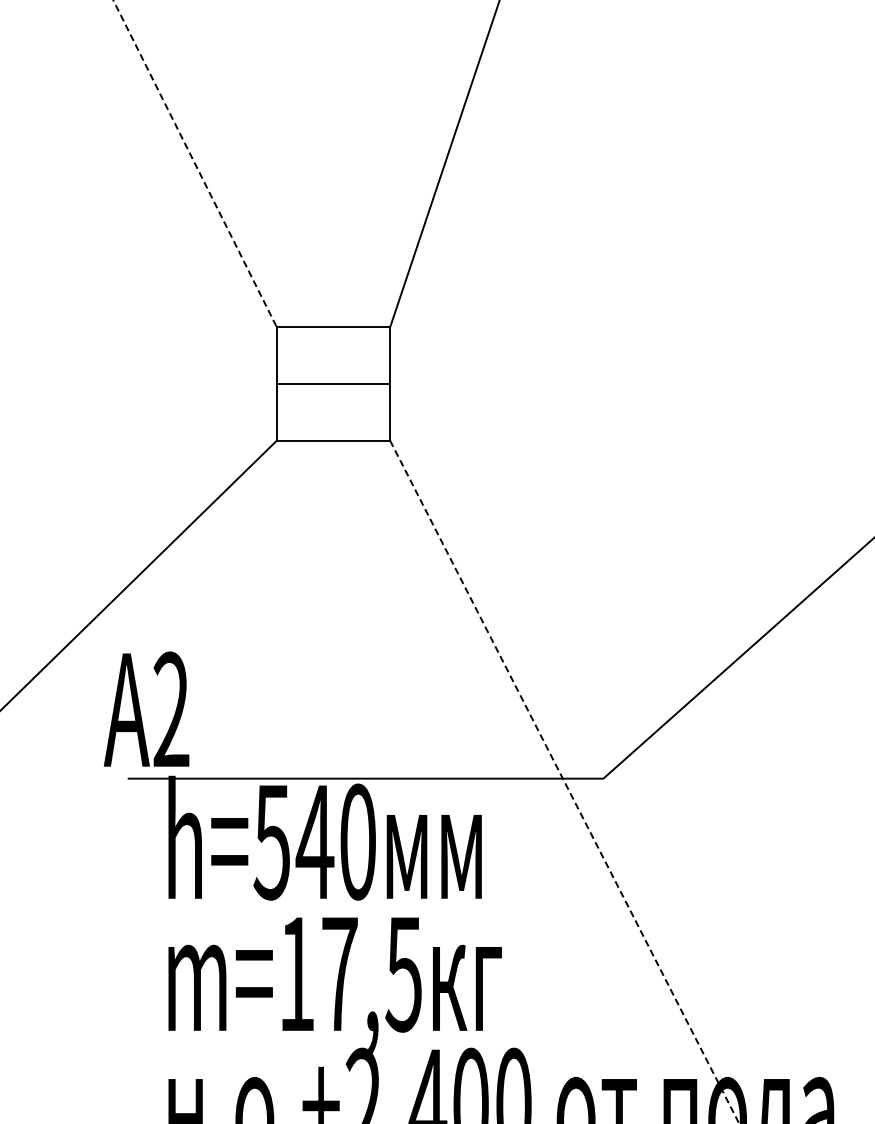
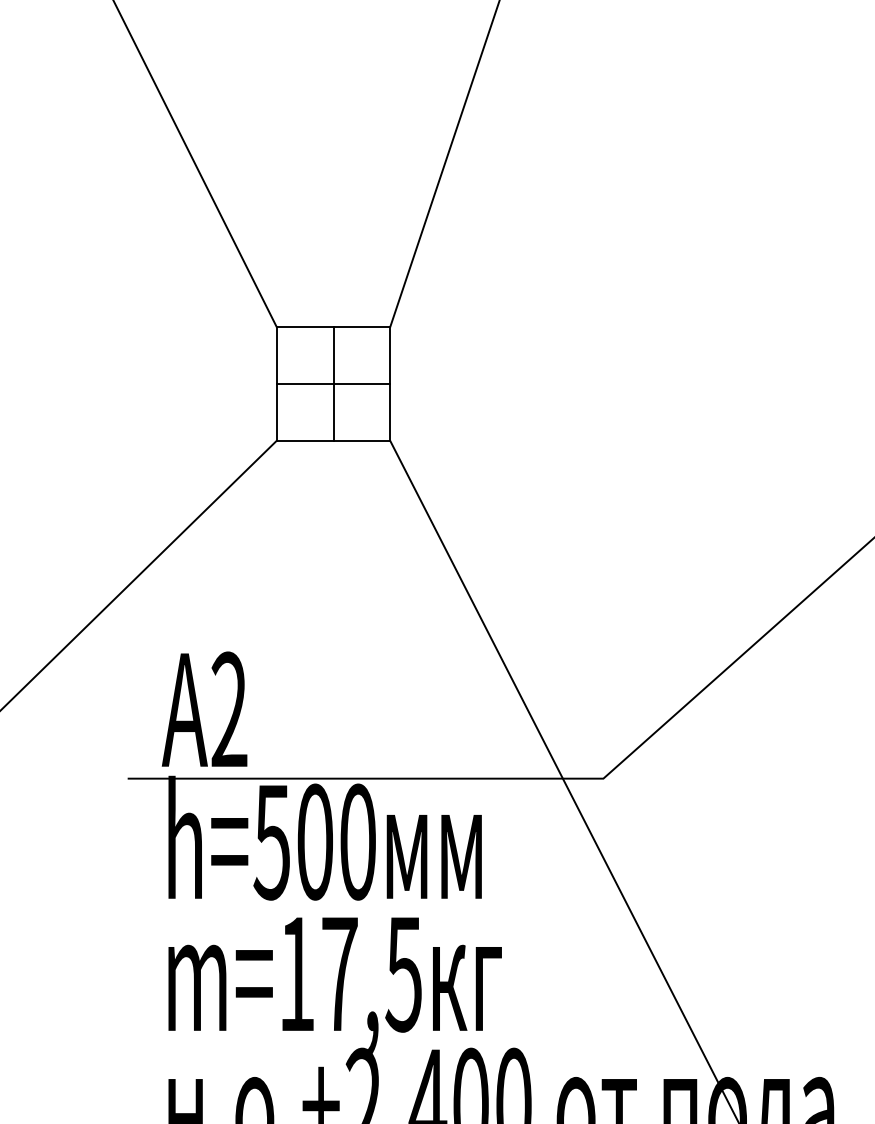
line: dashed -> solid (195, 163)
line: none -> present (333, 383)
text position: (146, 708) -> (204, 708) (204, 708)
line: dashed -> solid (564, 782)
text: h=540 -> h=500 (314, 841)
